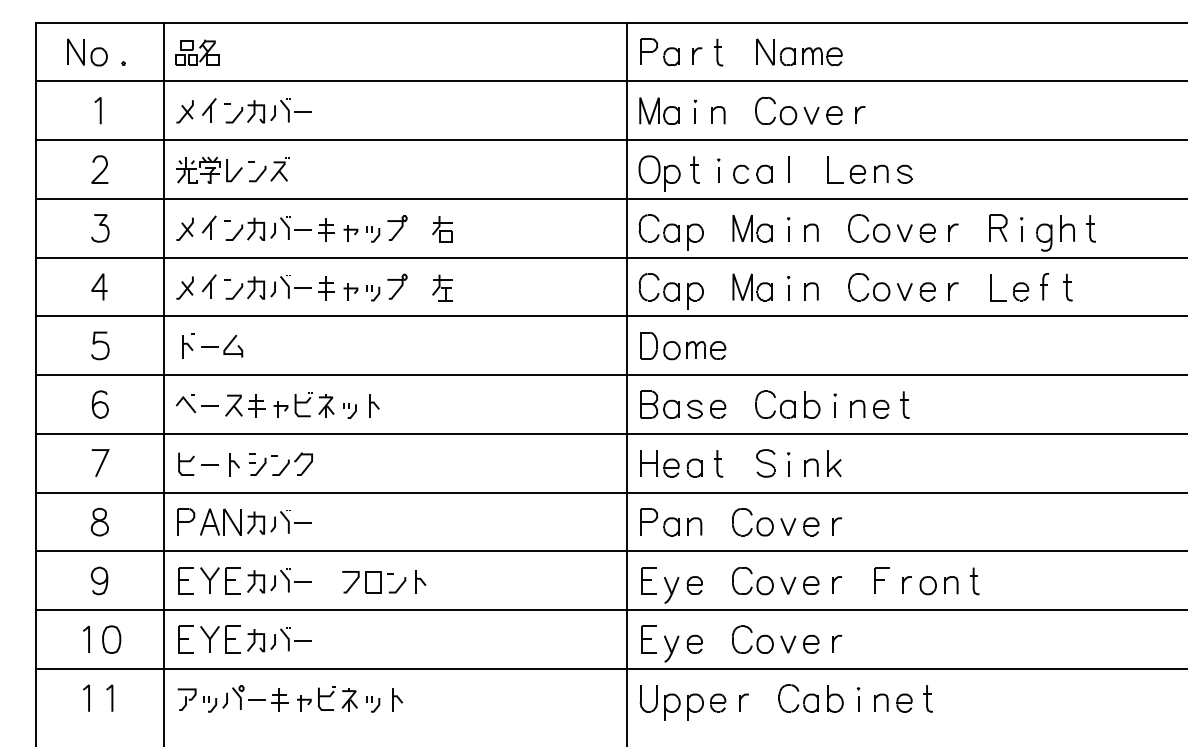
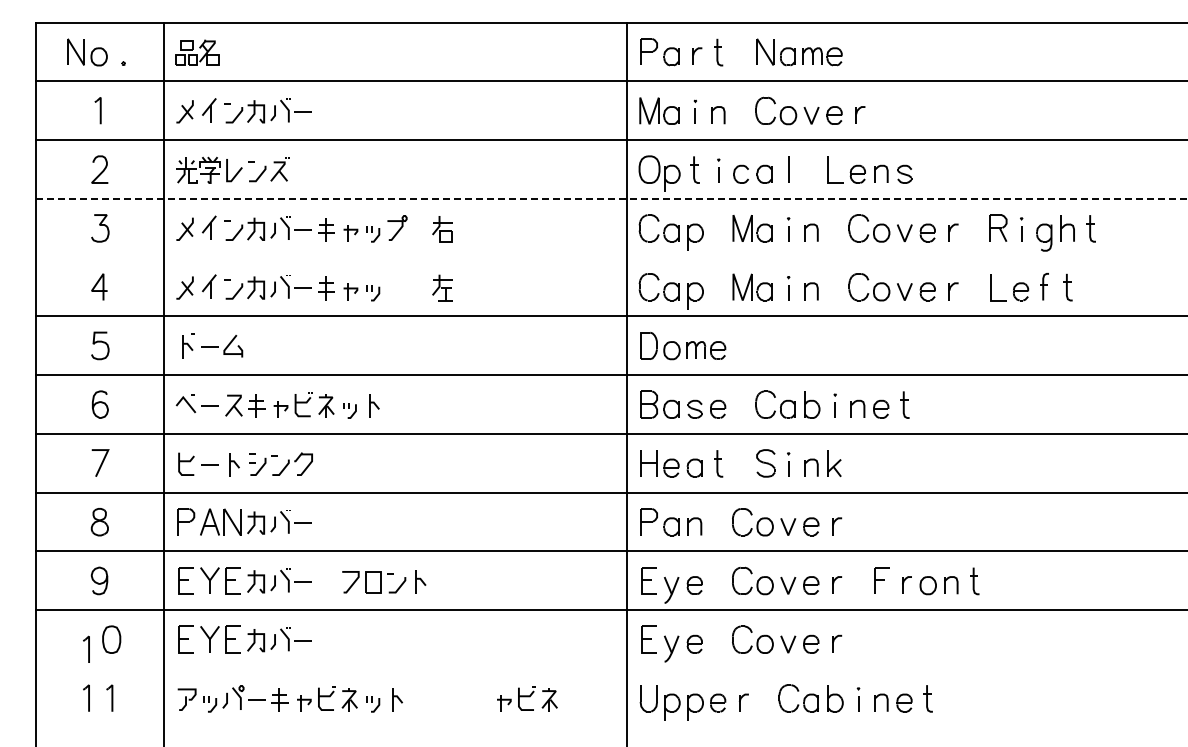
line: solid -> dashed (611, 198)
line: present -> none (609, 257)
part: present -> none (397, 286)
part position: (86, 638) -> (86, 648) (86, 648)
line: present -> none (609, 668)
part: none -> present (527, 698)
